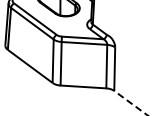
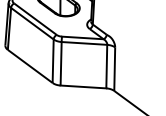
line: dashed -> solid (131, 103)
